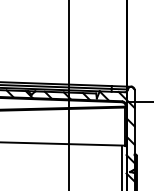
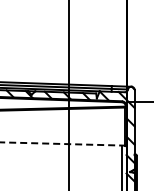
line: solid -> dashed (63, 144)
